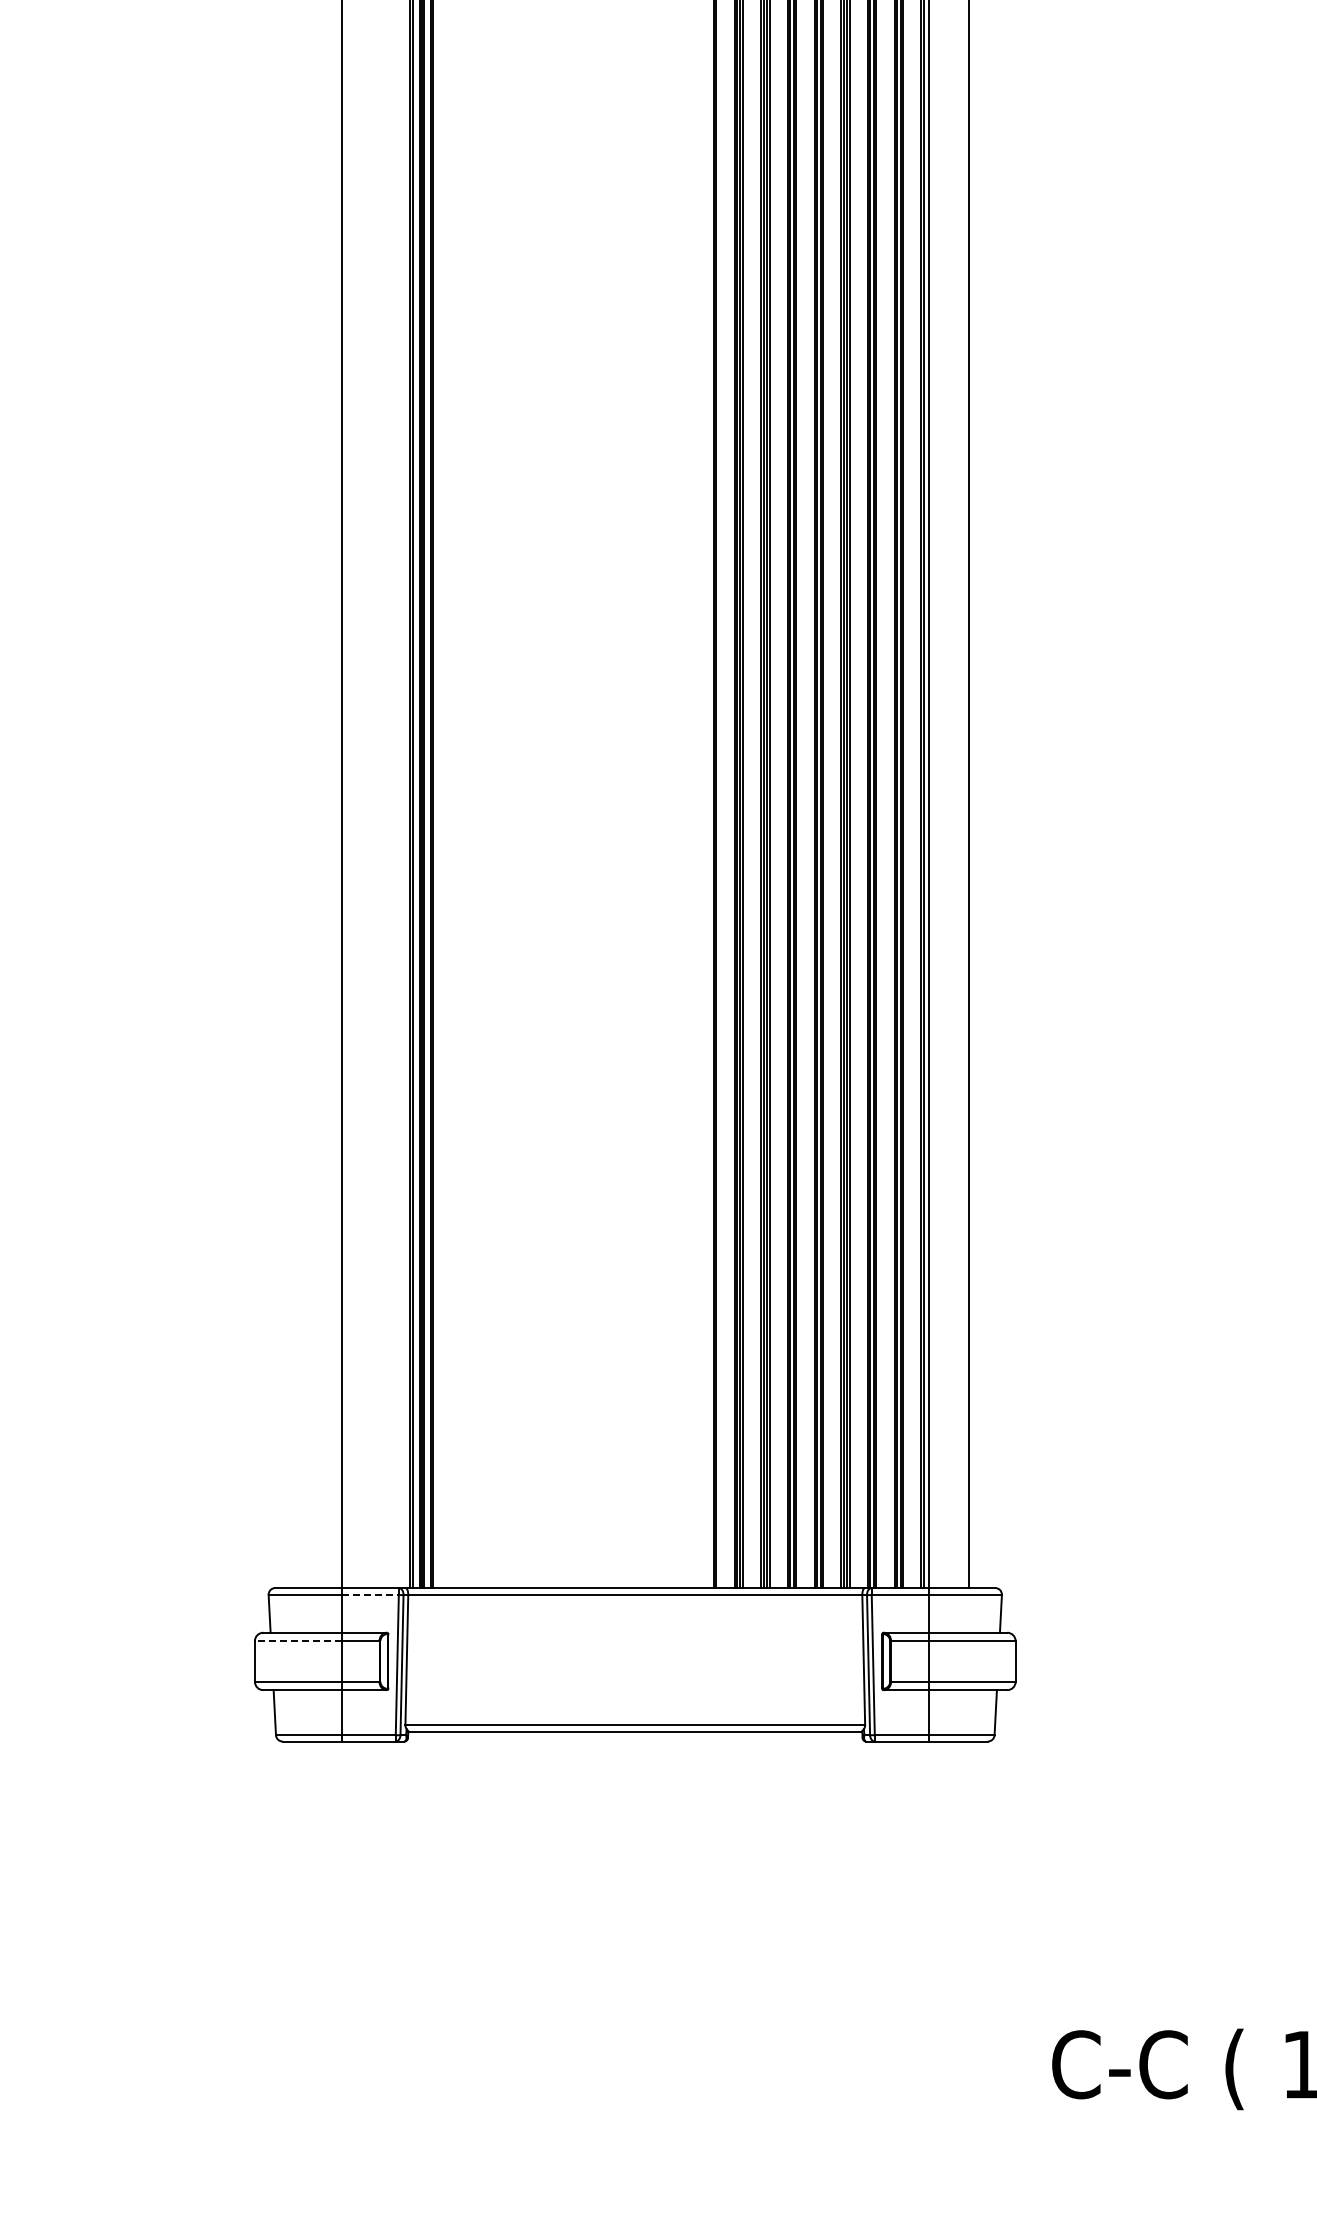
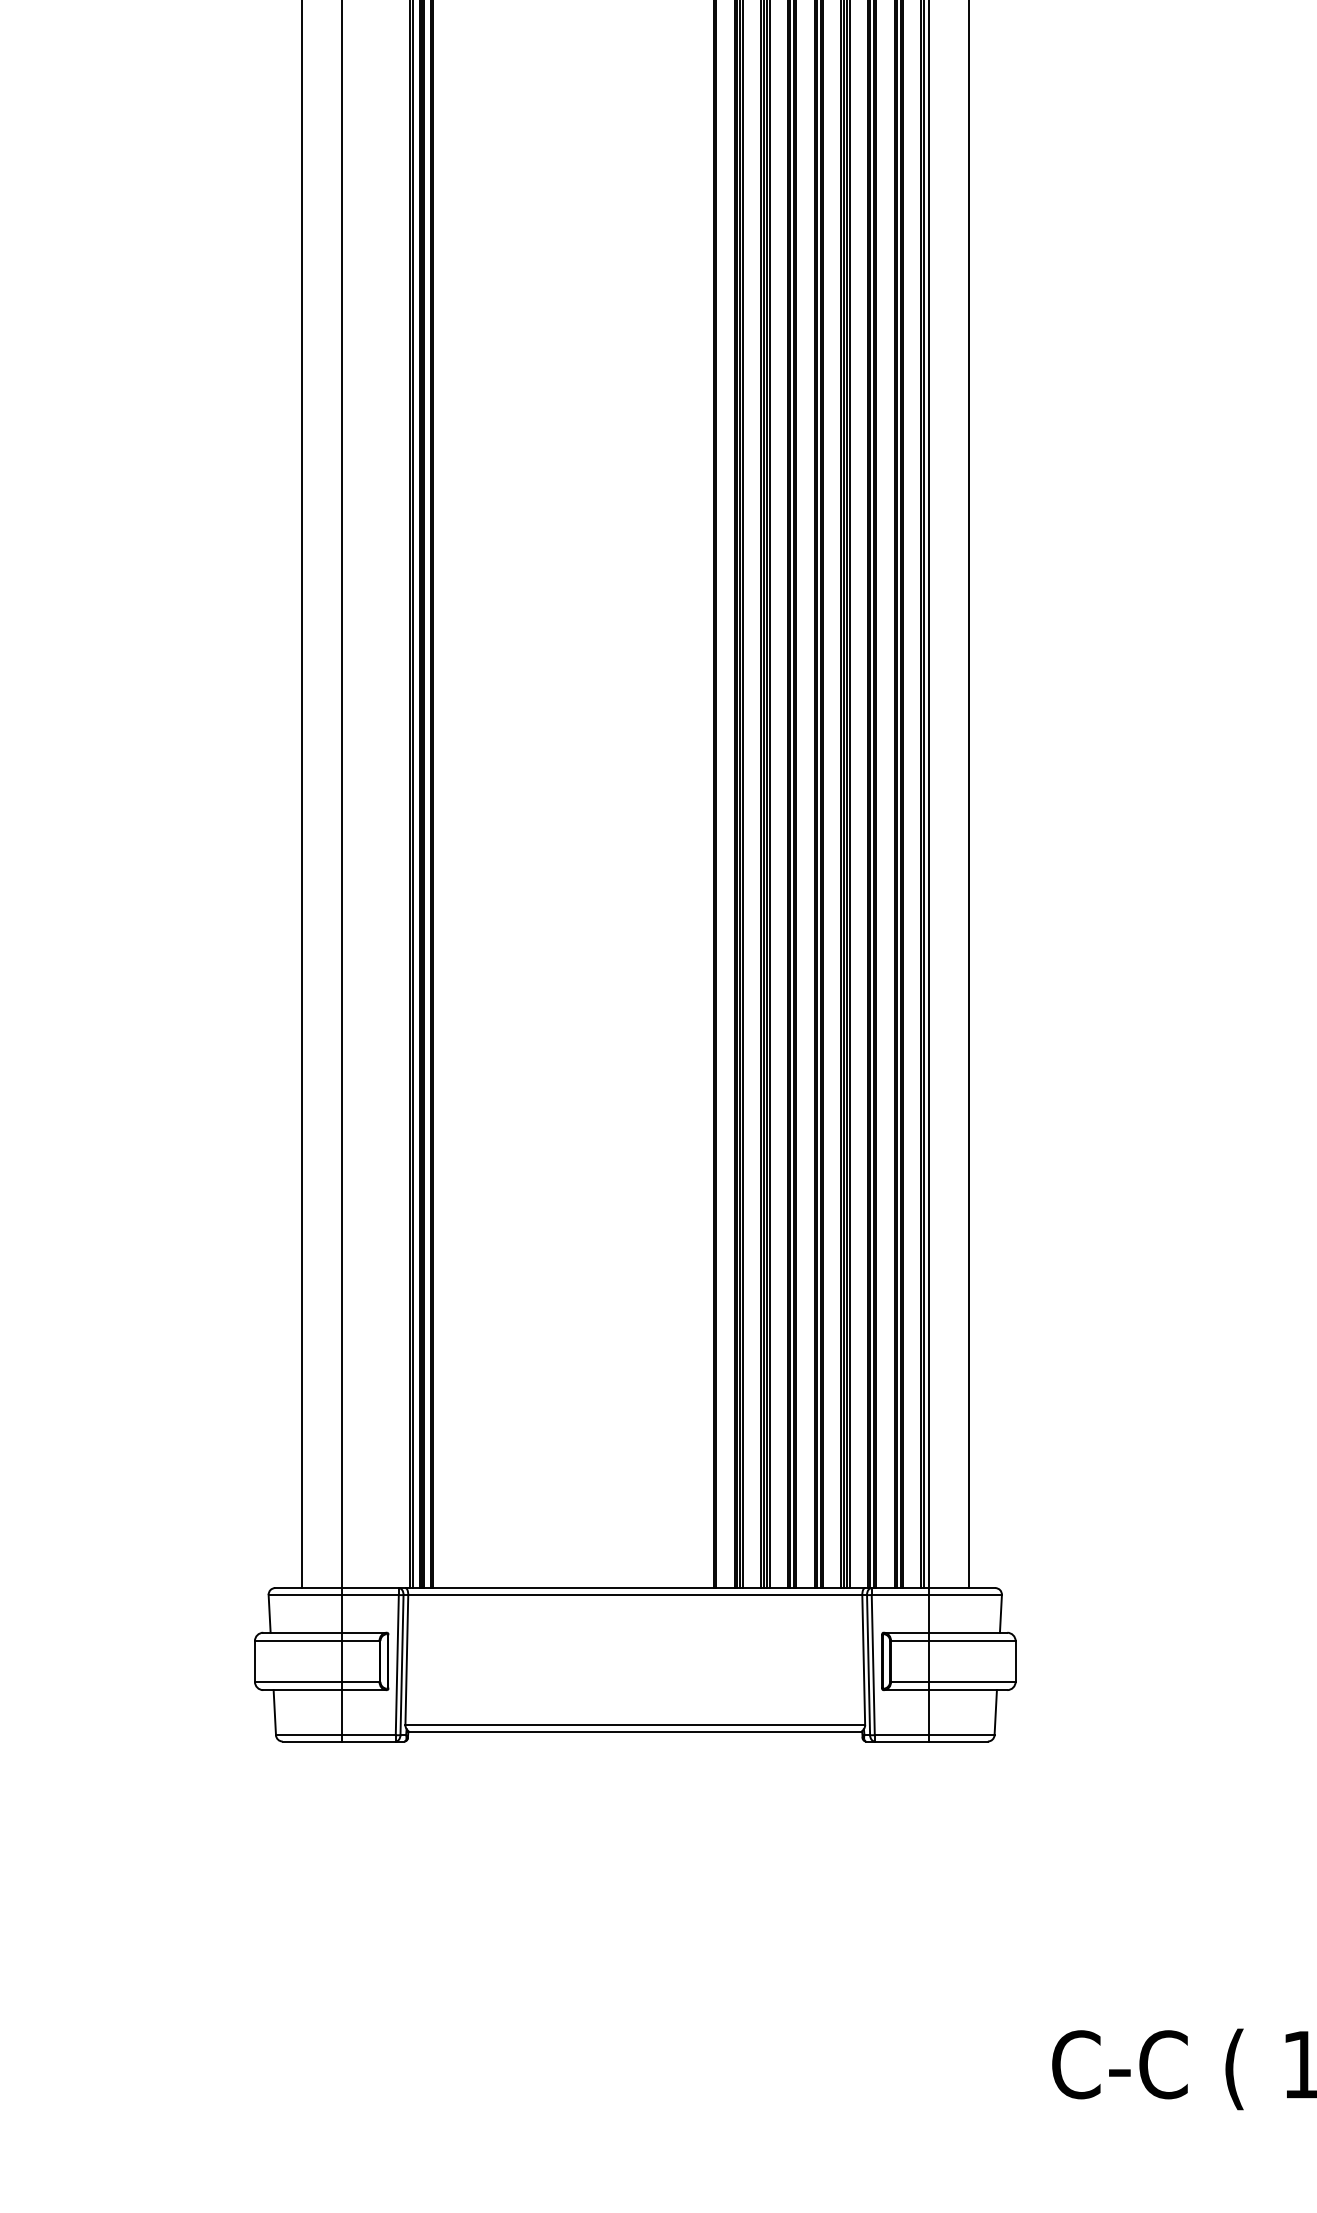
line: none -> present (301, 795)
line: dashed -> solid (370, 1595)
line: dashed -> solid (297, 1641)
